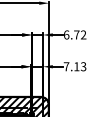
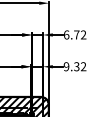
text: 7.13 -> 9.32 (74, 66)
